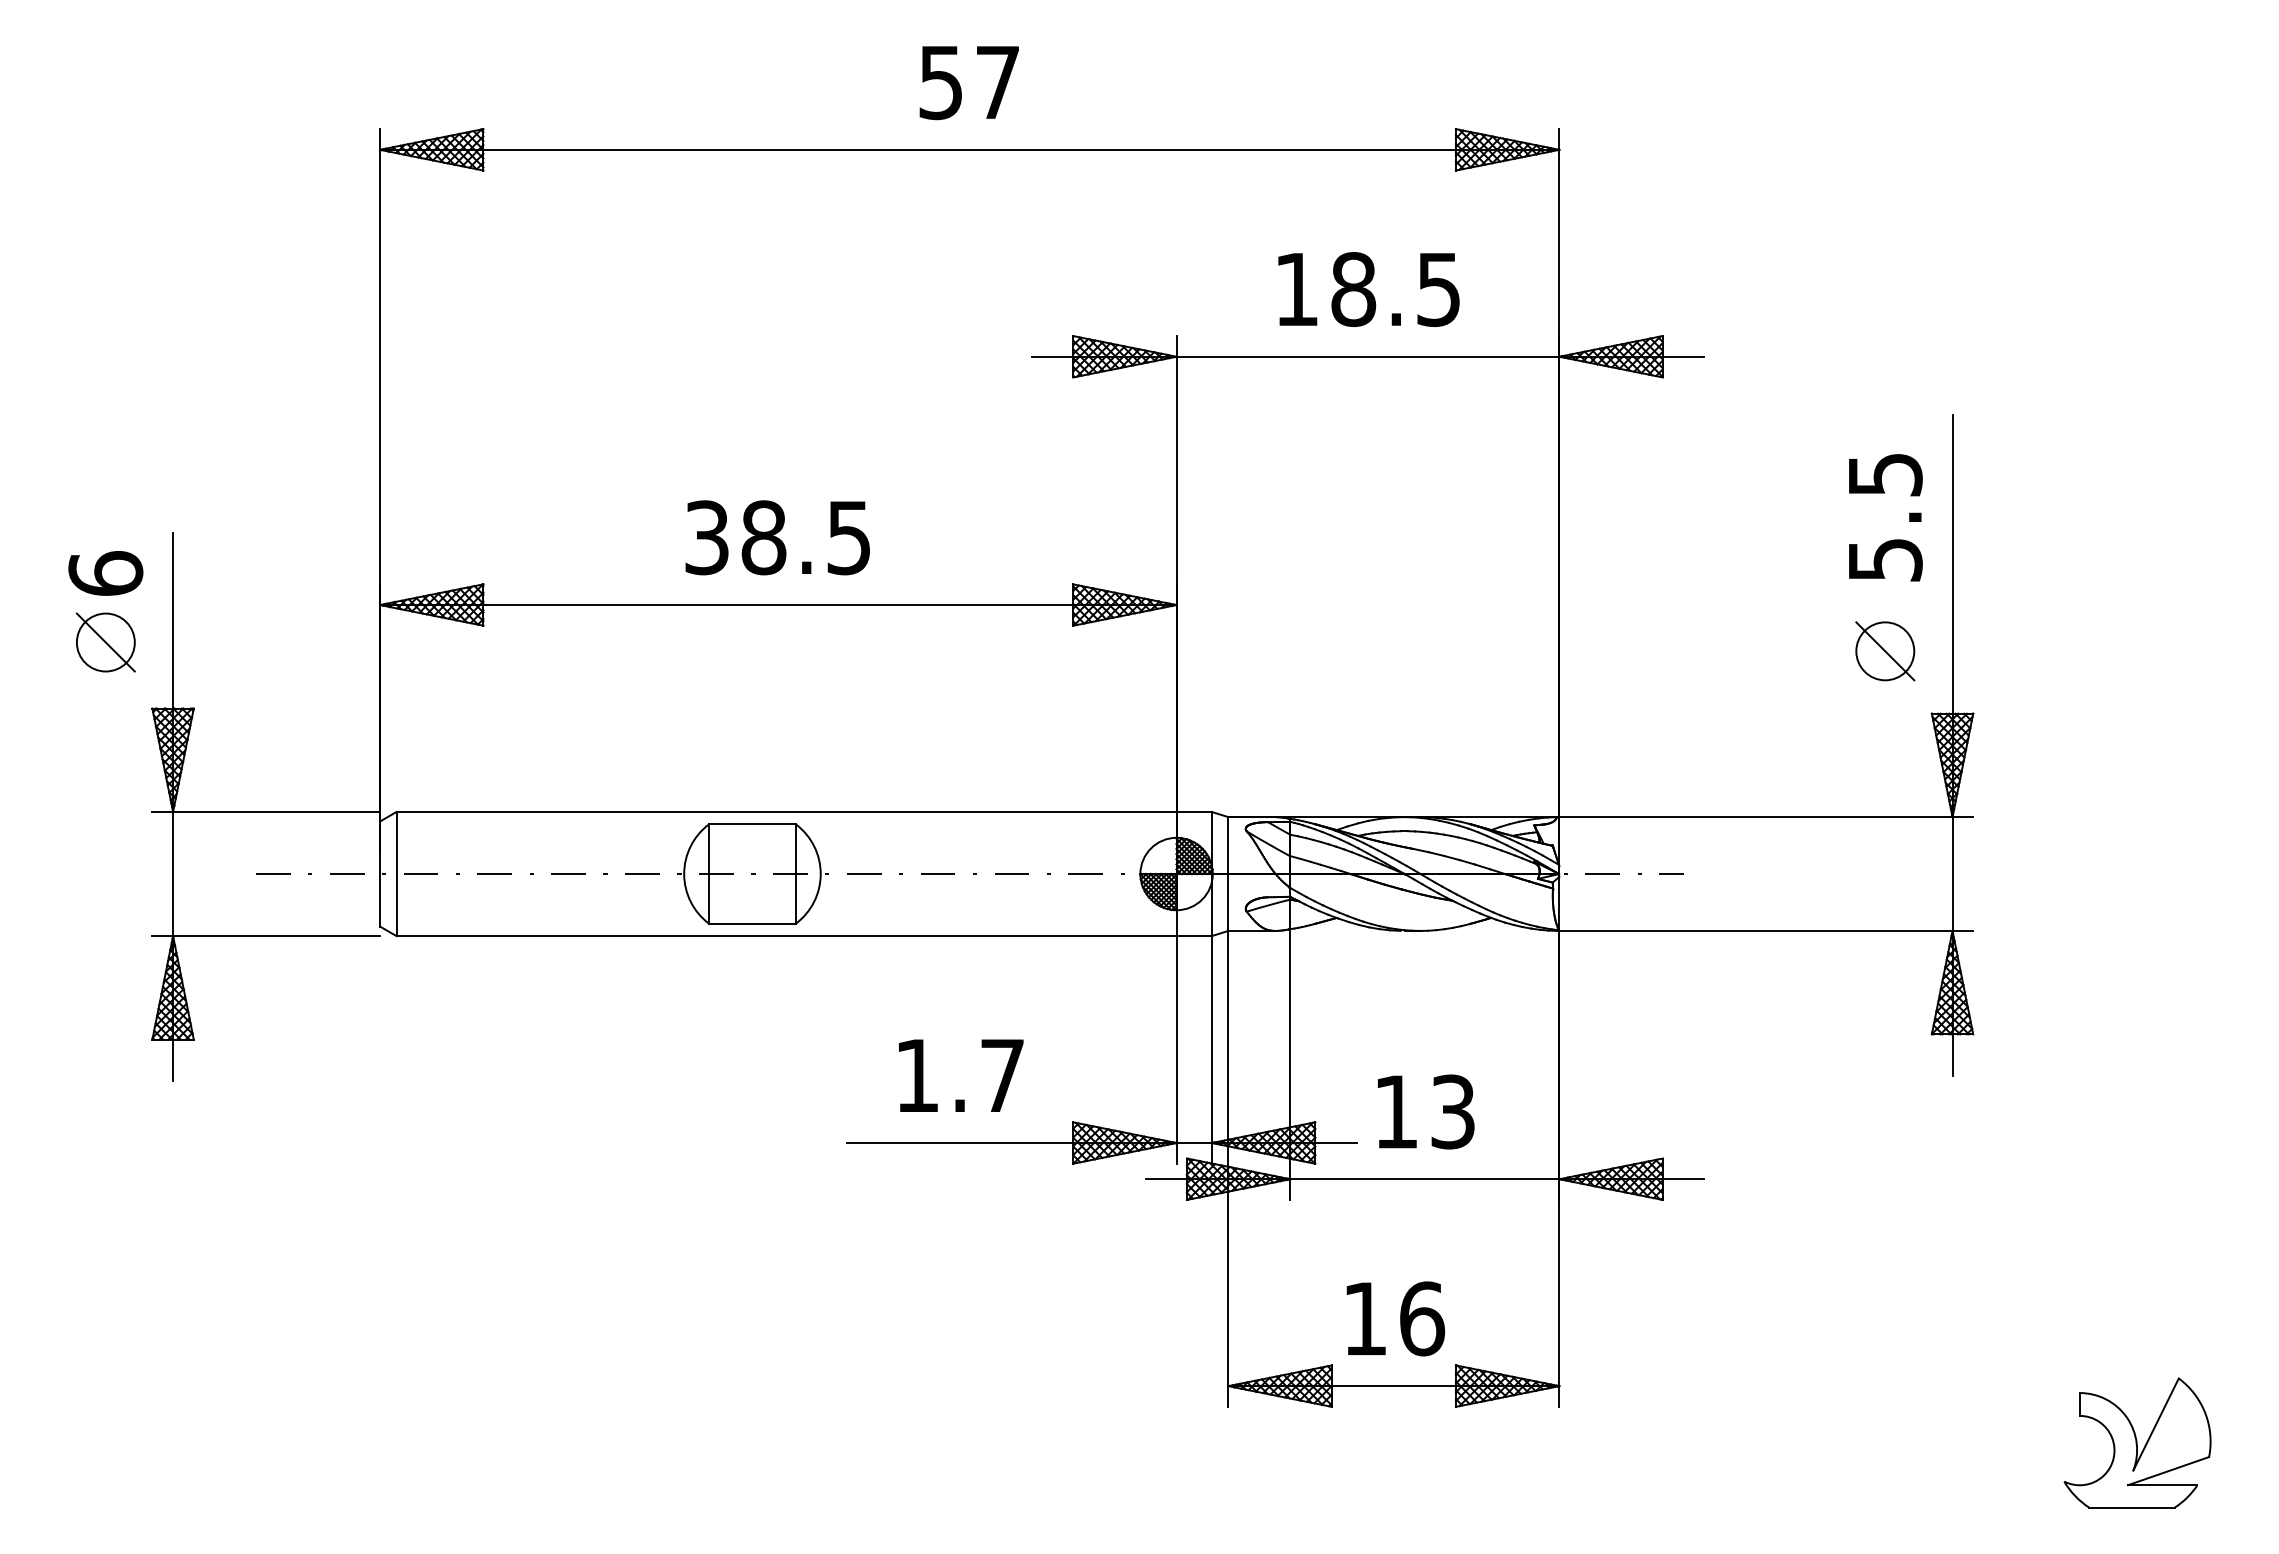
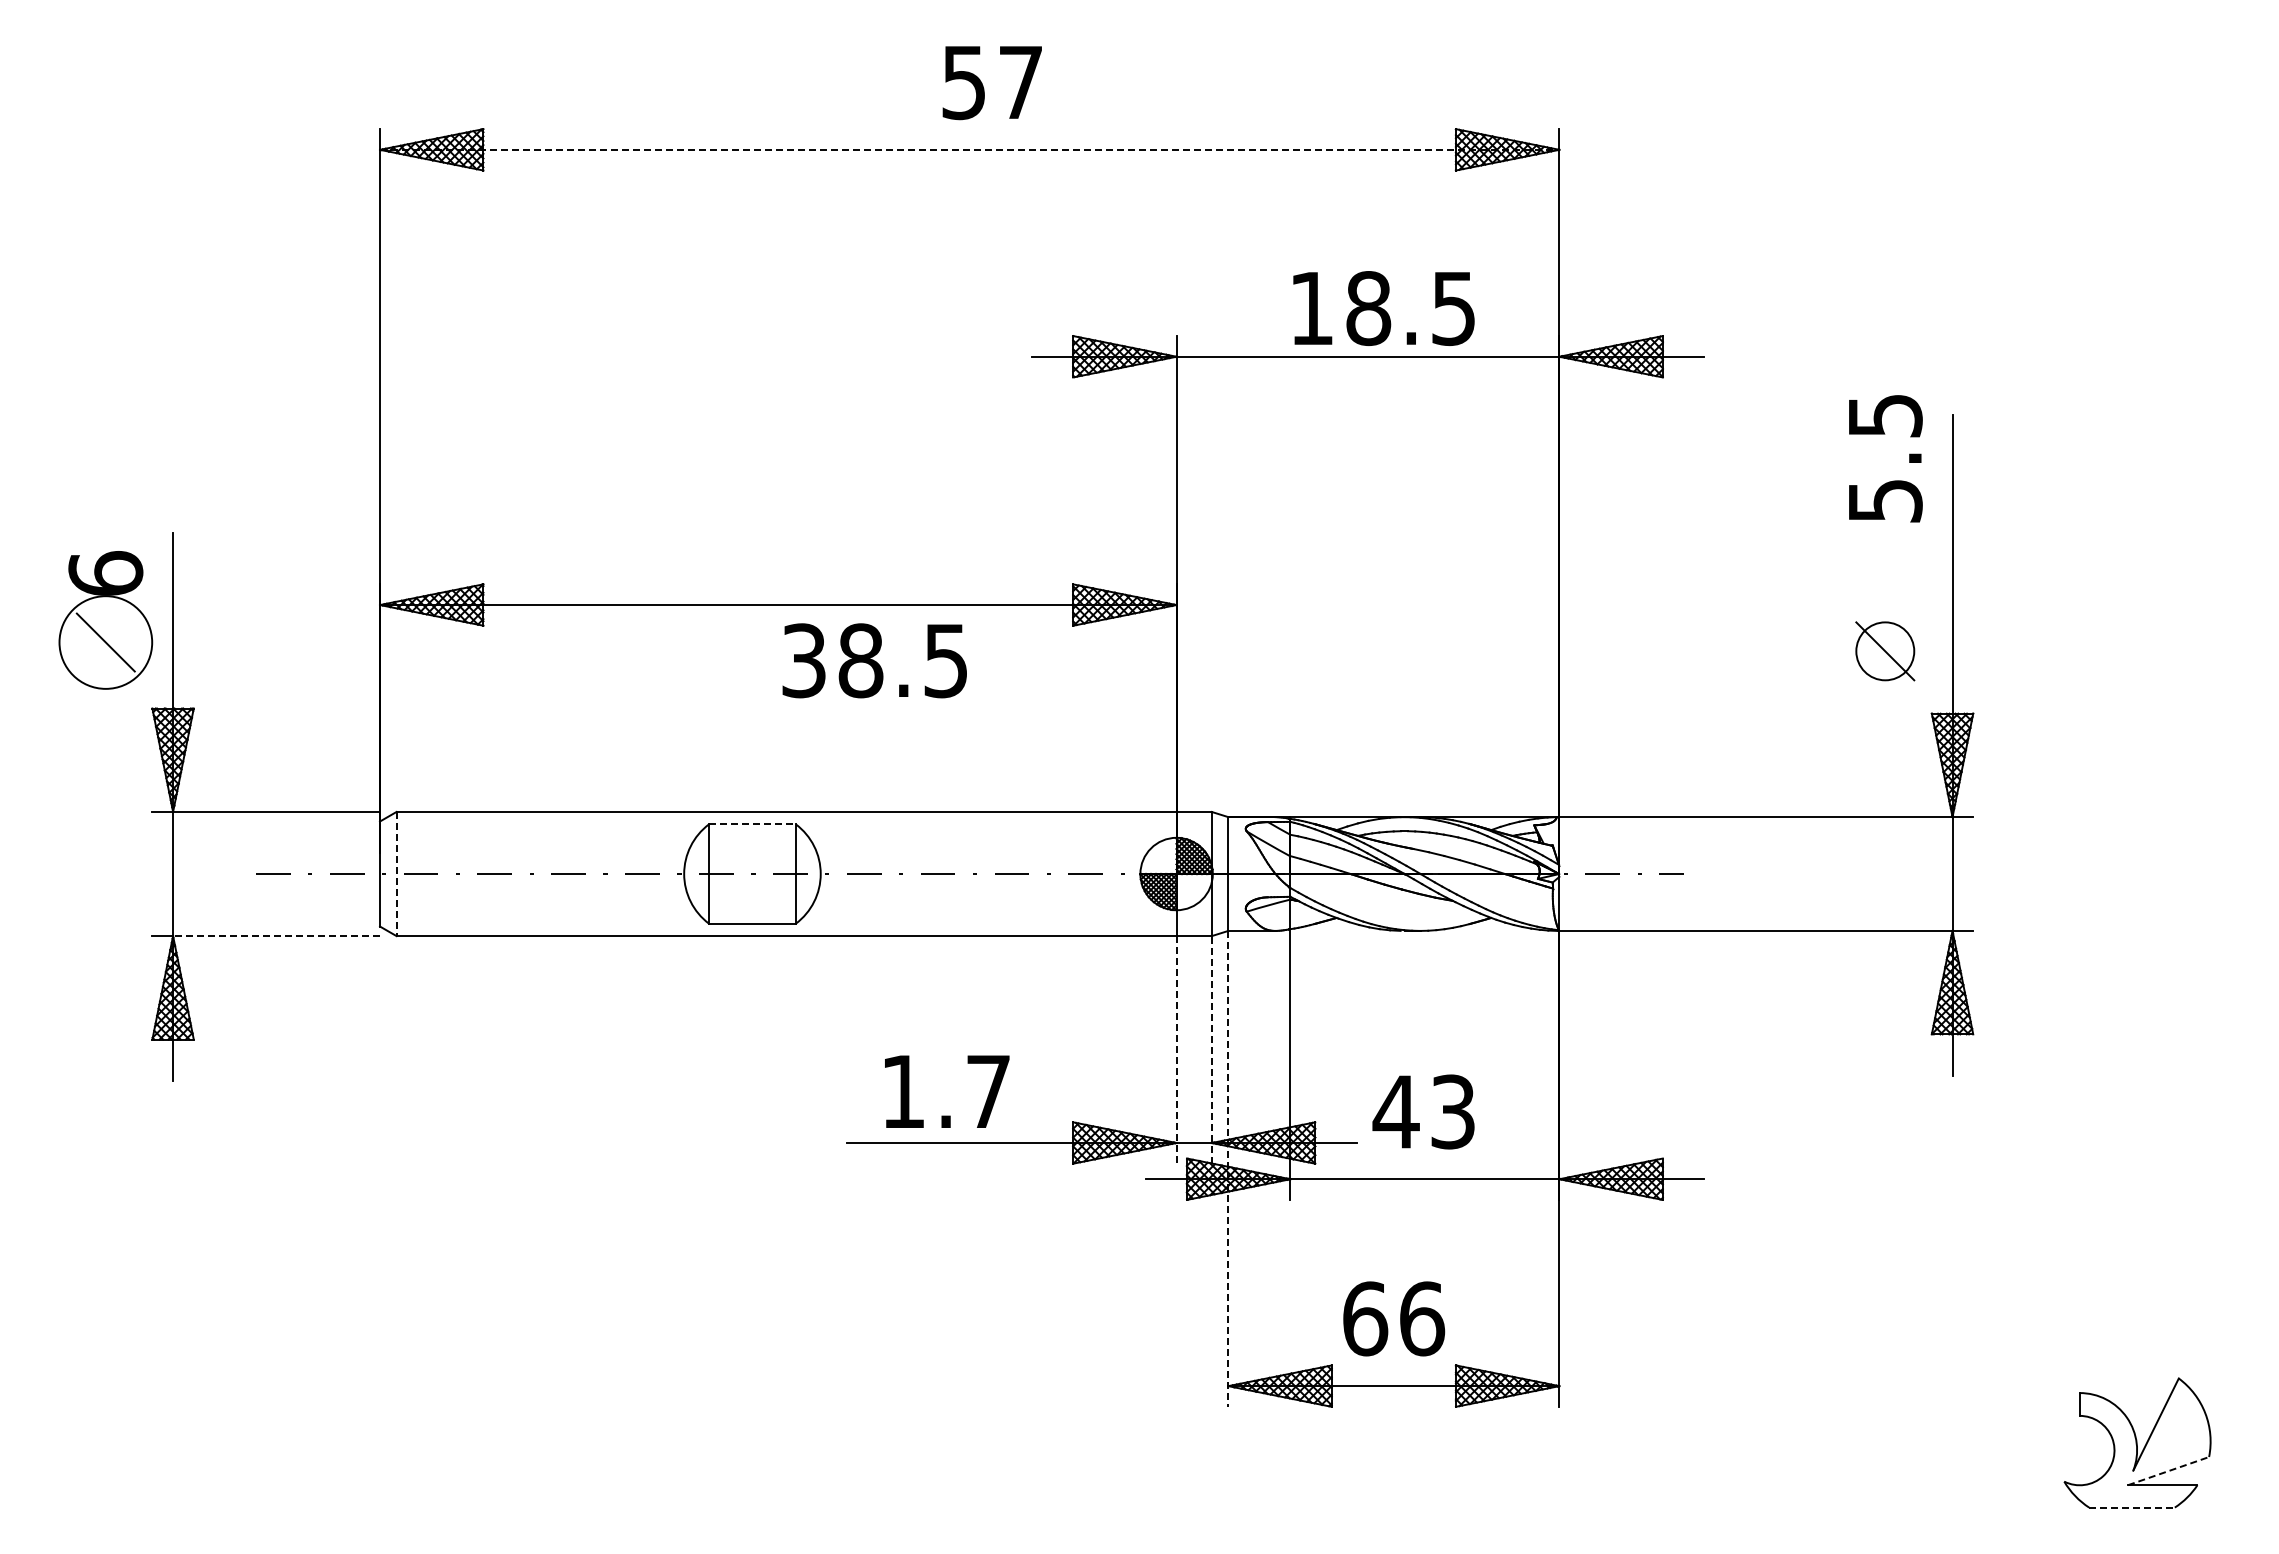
text position: (968, 83) -> (991, 83) (991, 83)
line: solid -> dashed (969, 149)
text position: (1368, 289) -> (1383, 308) (1383, 308)
text position: (1885, 517) -> (1885, 458) (1885, 458)
text position: (777, 537) -> (874, 660) (874, 660)
circle diameter: 58 px -> 93 px (105, 642)
line: solid -> dashed (752, 824)
line: solid -> dashed (396, 874)
line: solid -> dashed (276, 936)
line: solid -> dashed (1176, 1049)
line: solid -> dashed (1211, 1049)
text position: (961, 1075) -> (947, 1091) (947, 1091)
text: 13 -> 43 (1395, 1111)
line: solid -> dashed (1228, 1168)
text: 16 -> 66 (1365, 1318)
line: solid -> dashed (2168, 1471)
line: solid -> dashed (2132, 1507)
